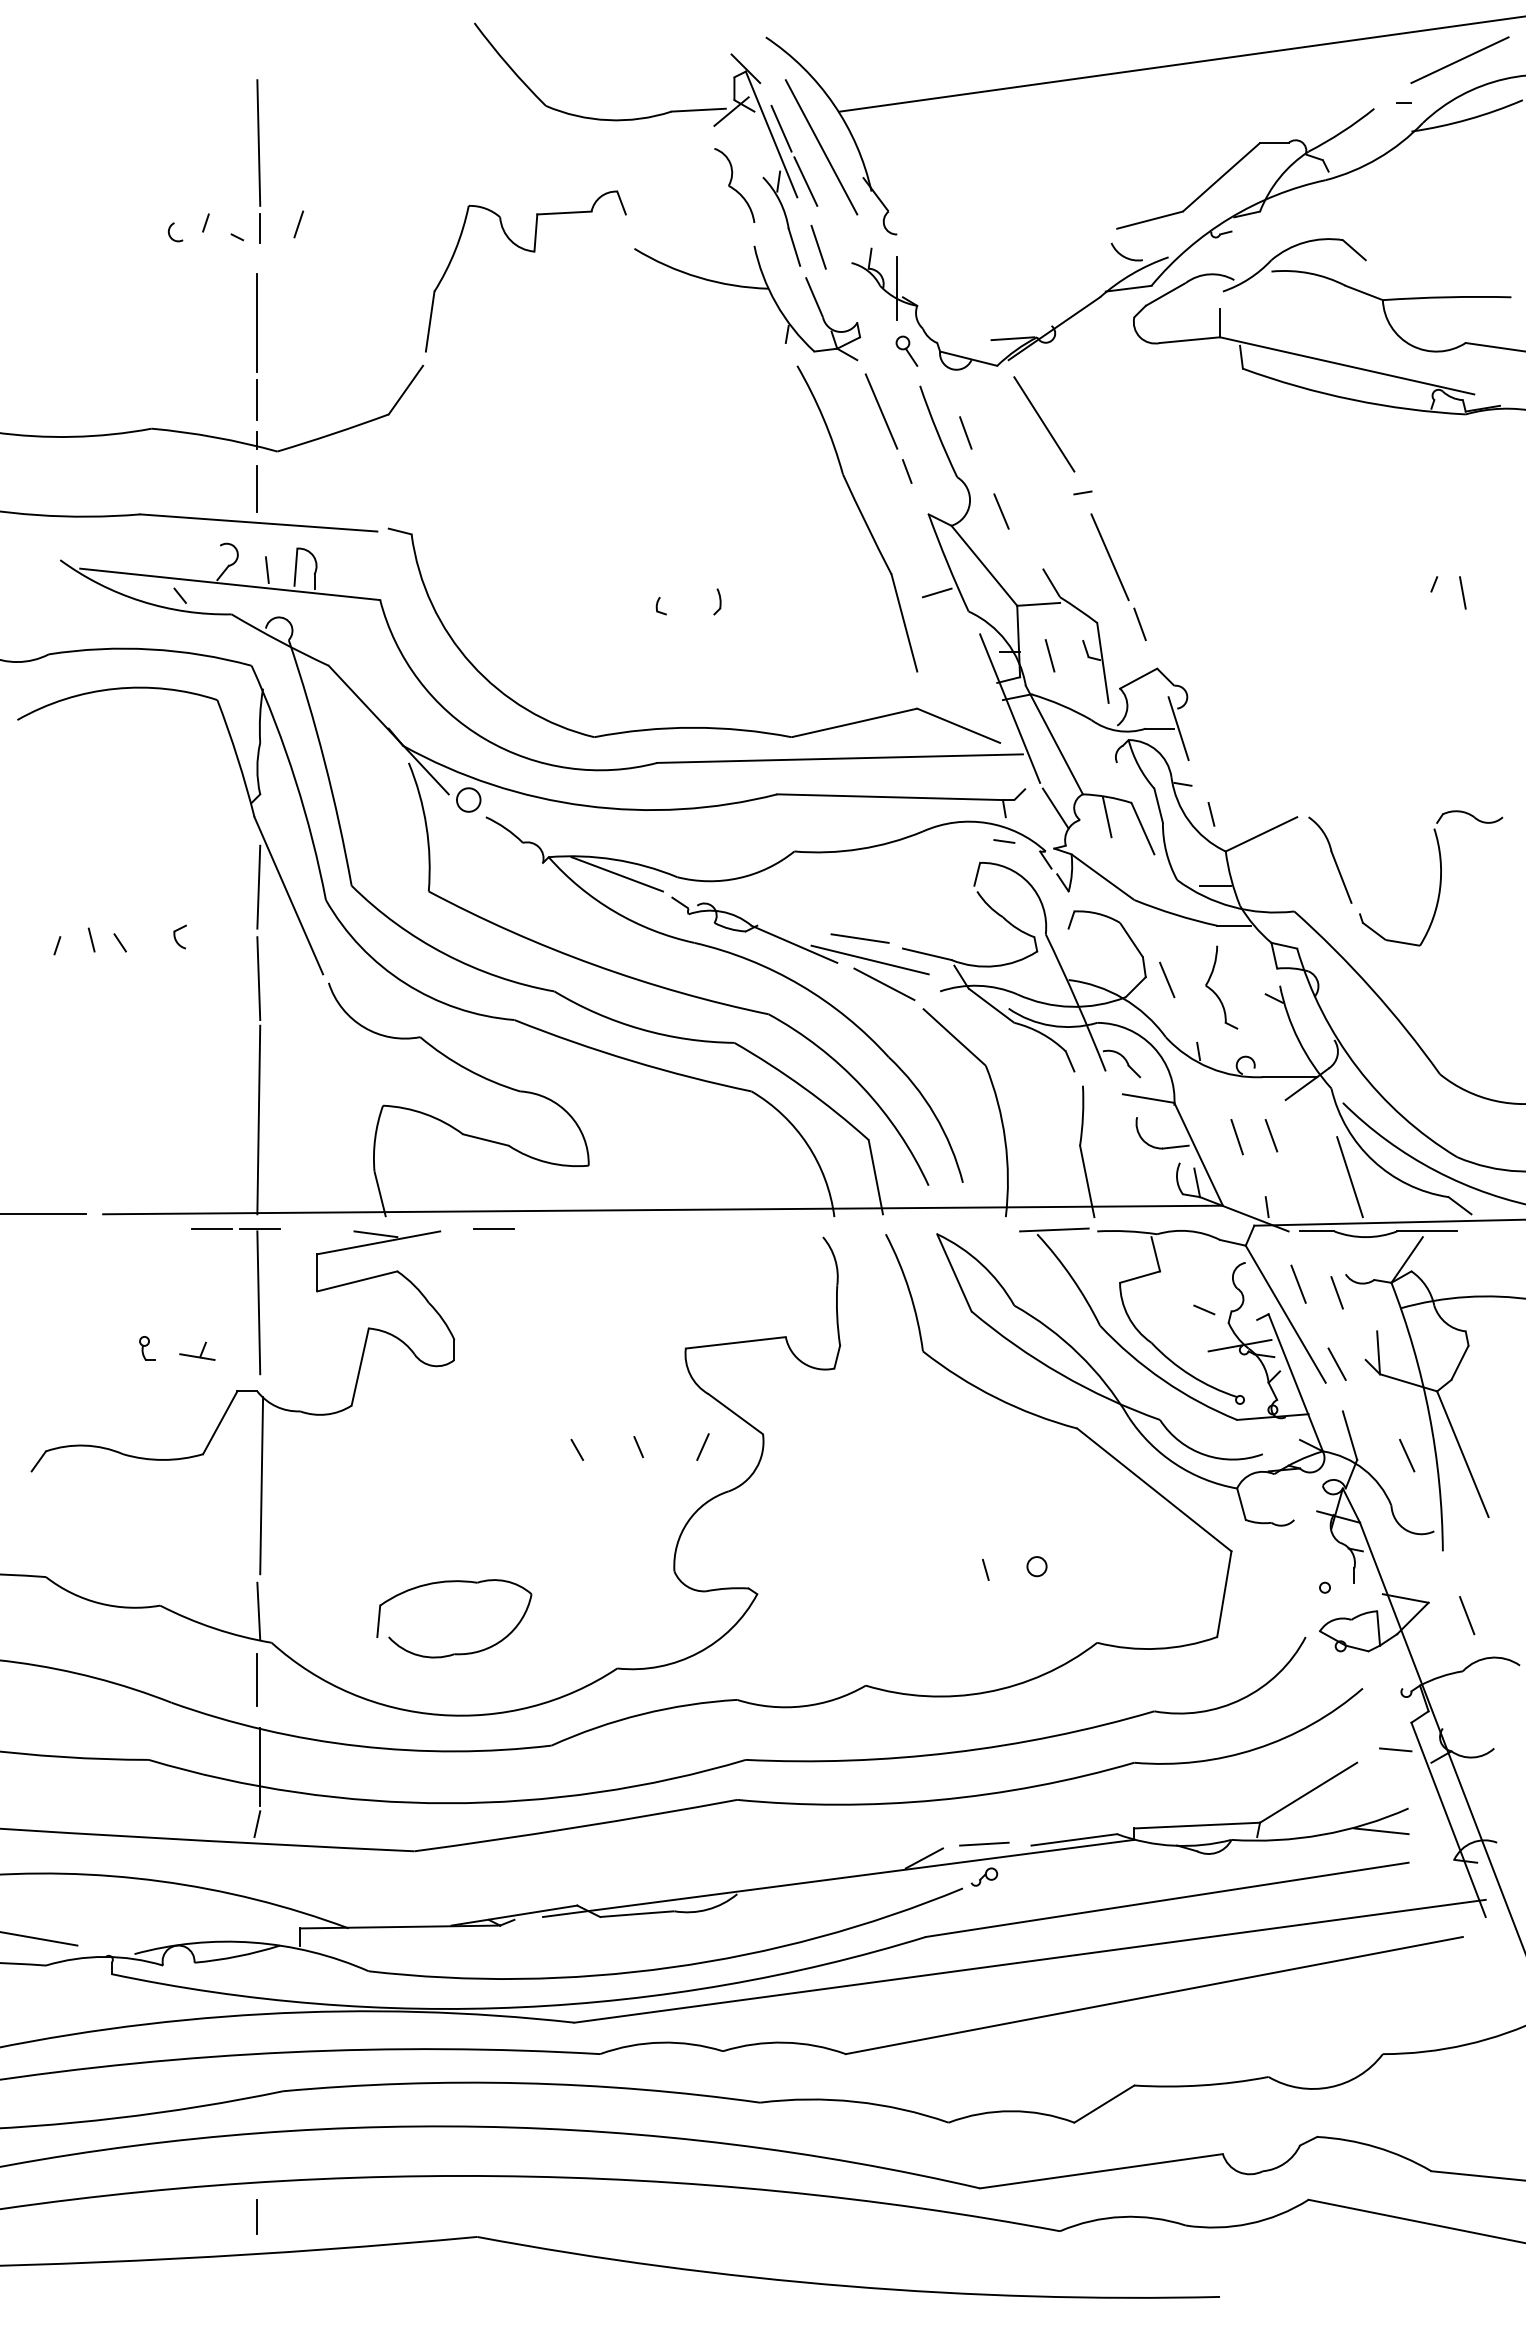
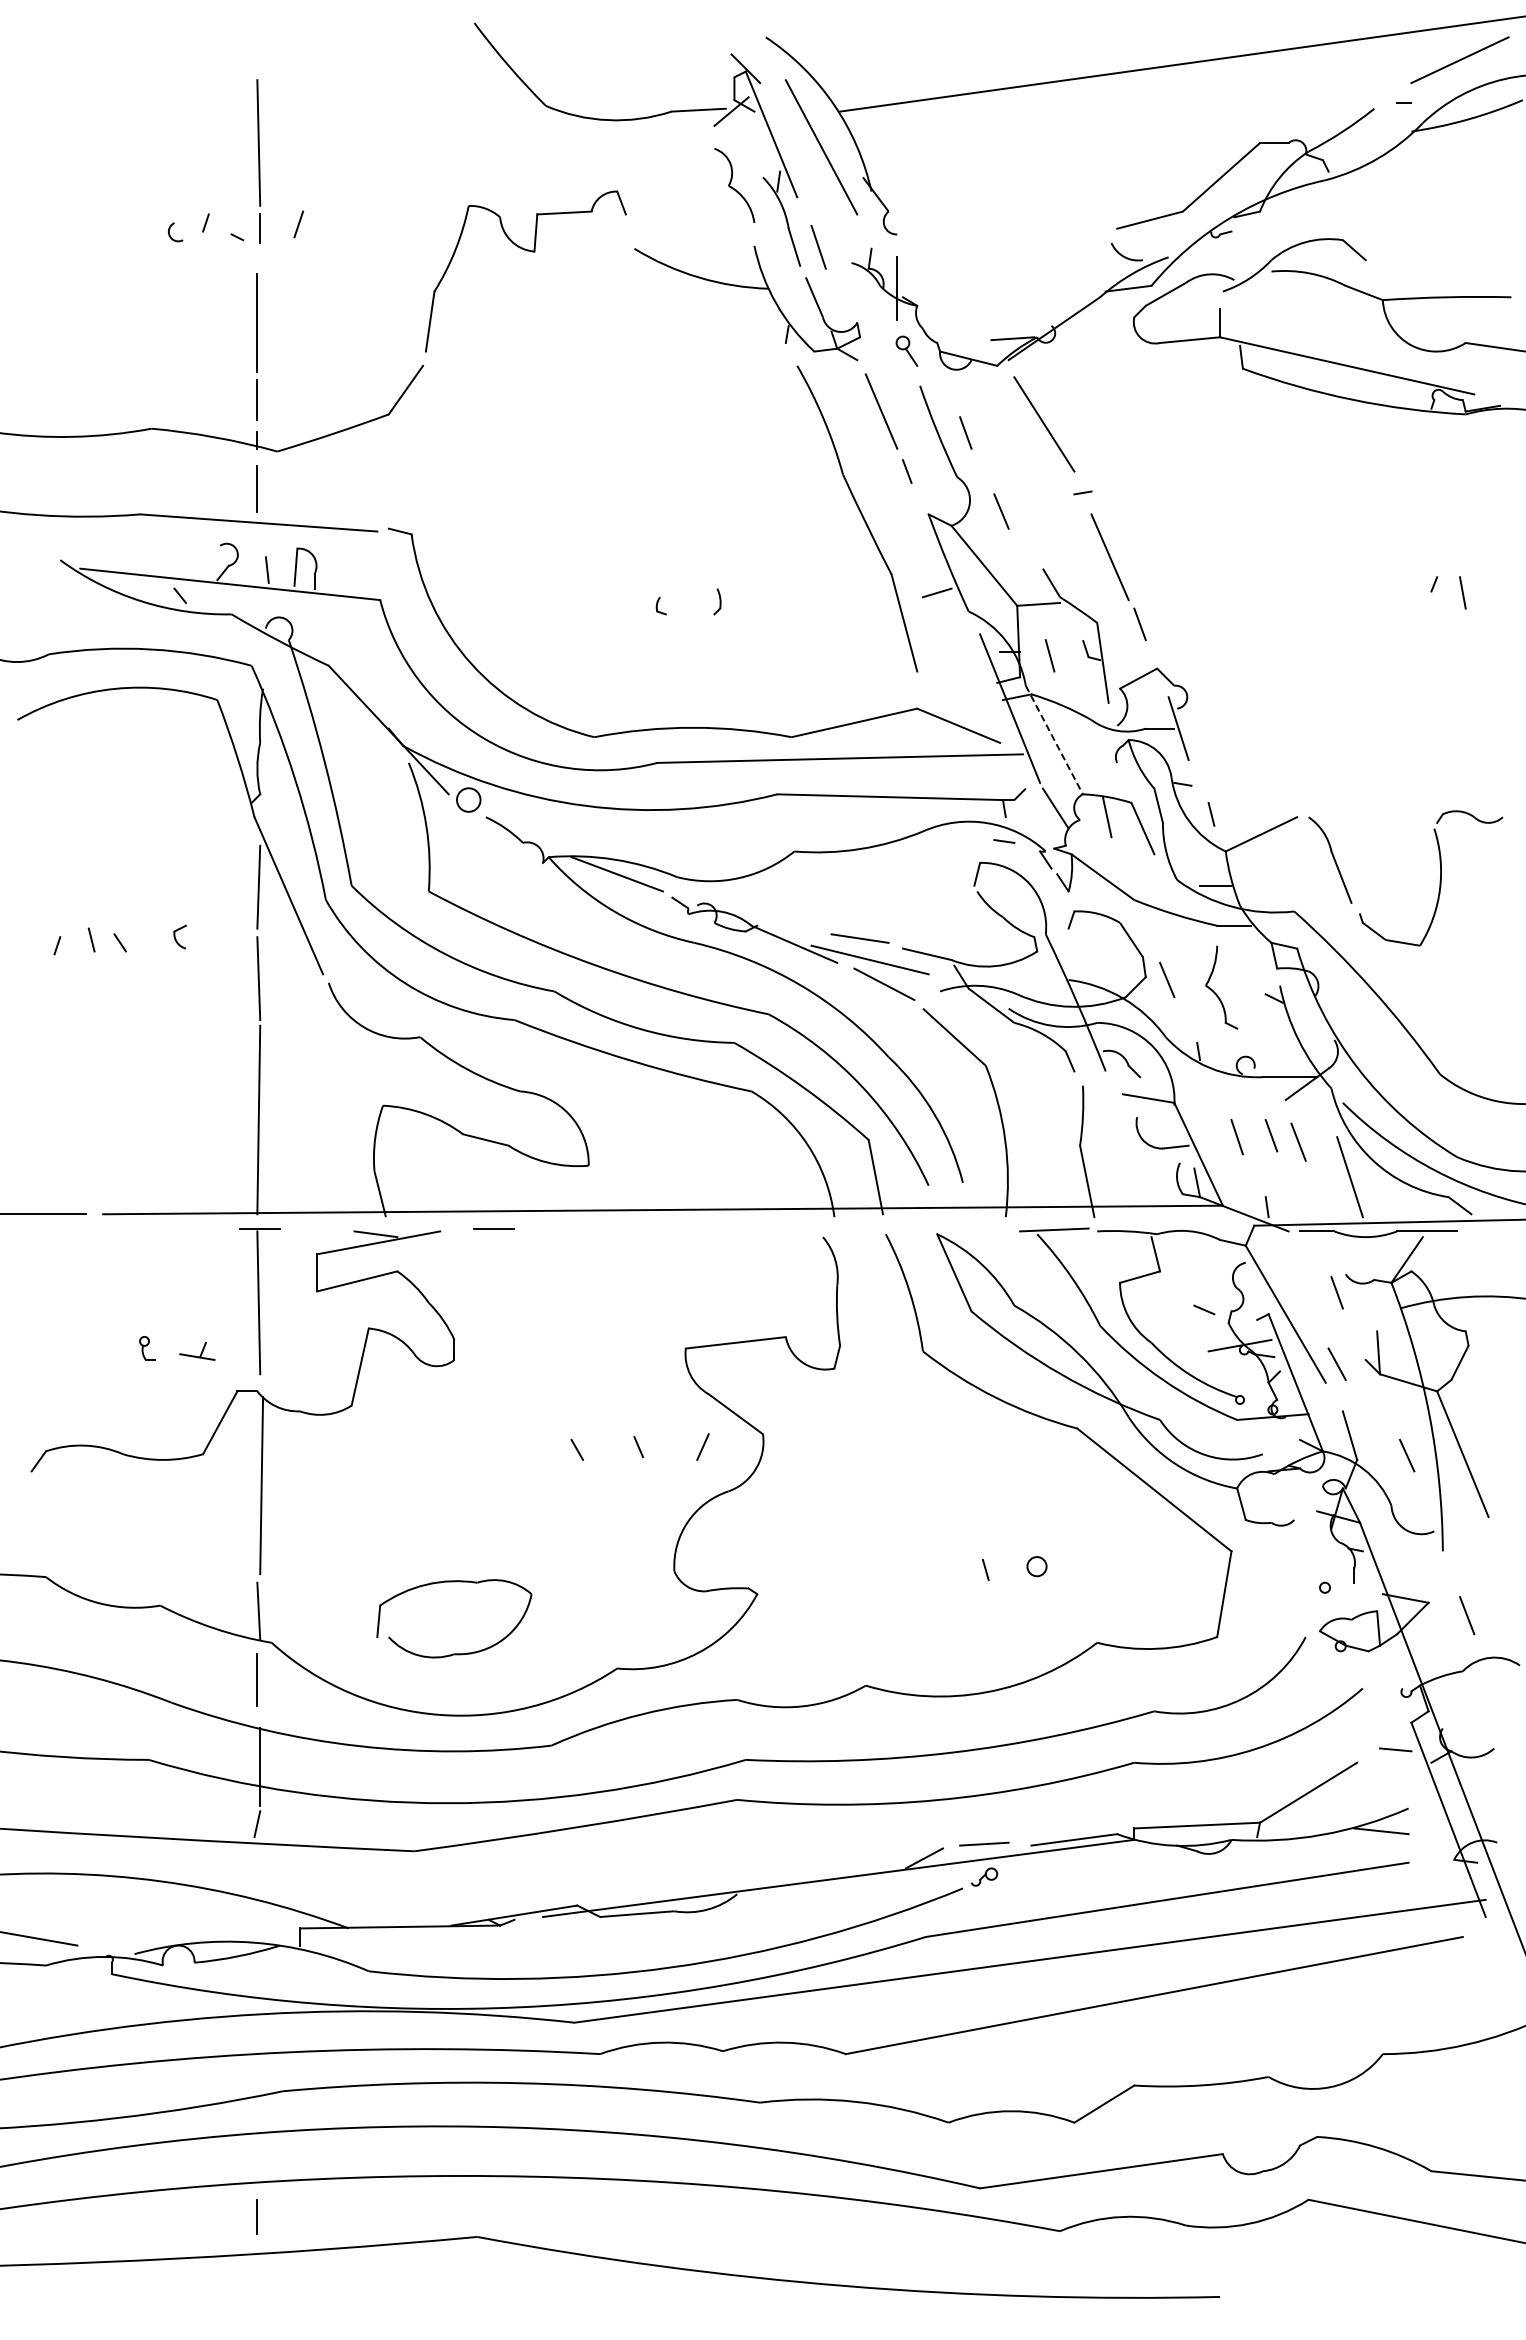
line: present -> none (794, 156)
line: solid -> dashed (1054, 740)
line: present -> none (211, 1228)
line position: (1298, 1283) -> (1298, 1141) (1298, 1141)
